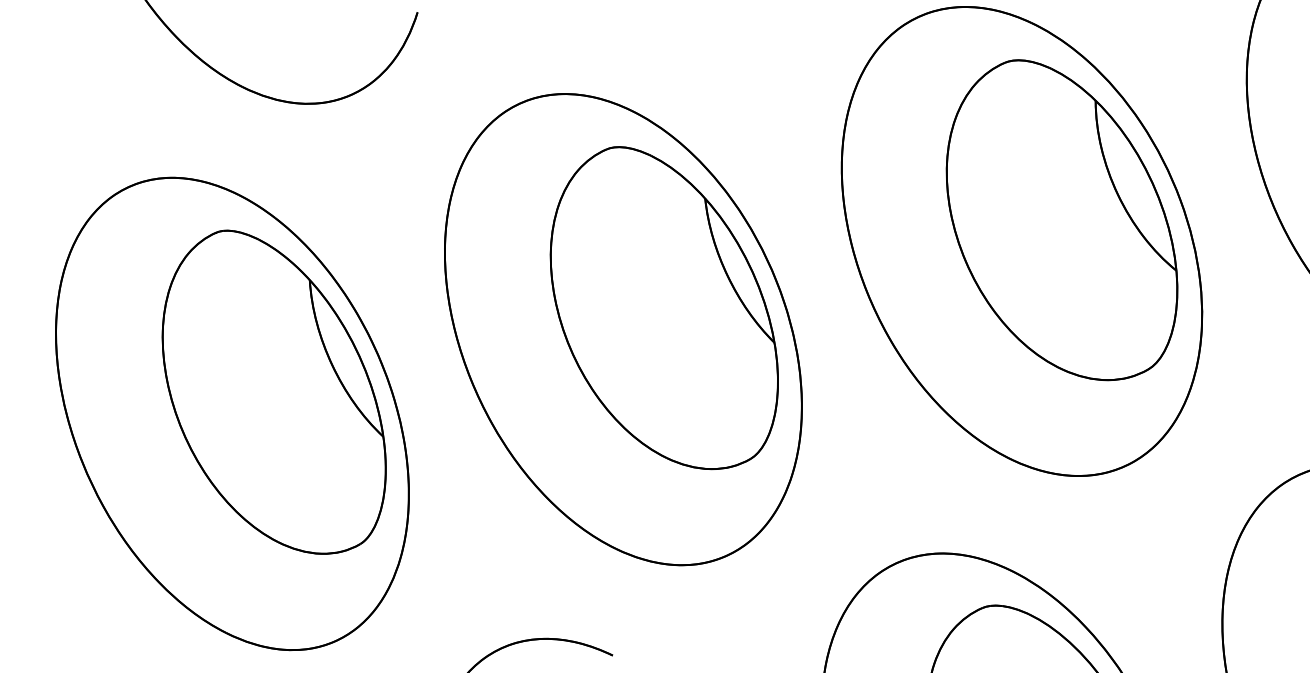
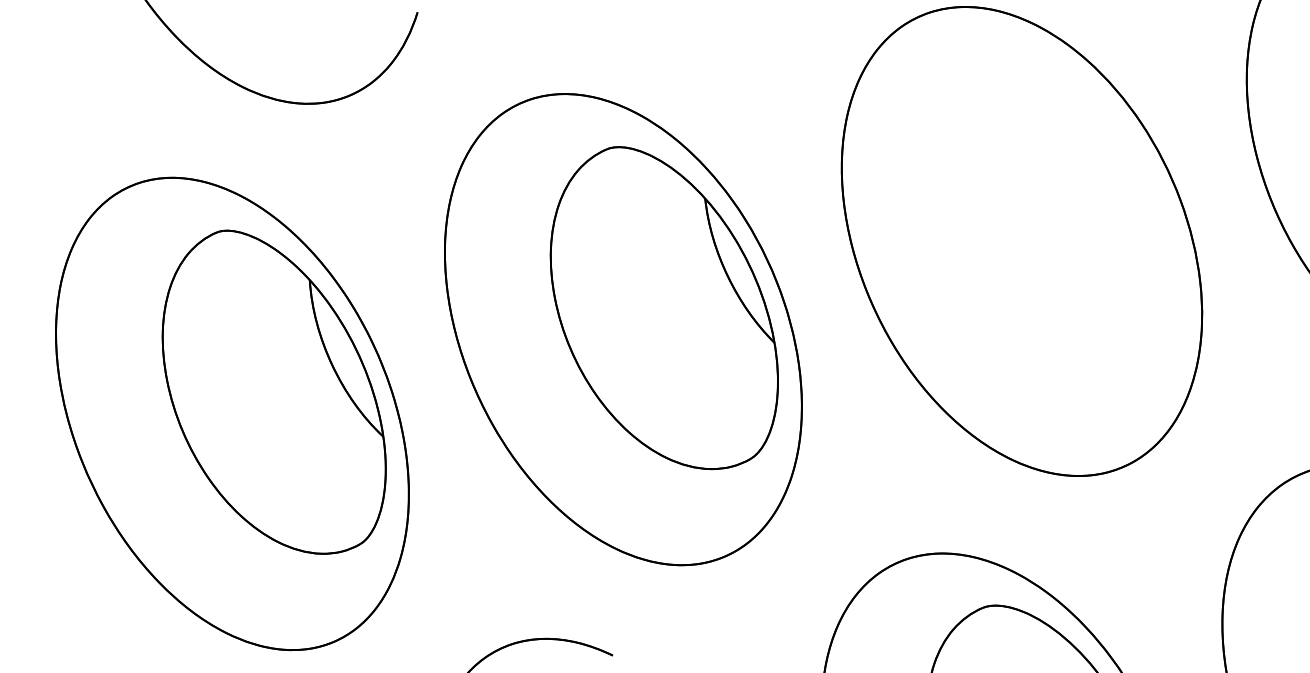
part: present -> none (1061, 220)
